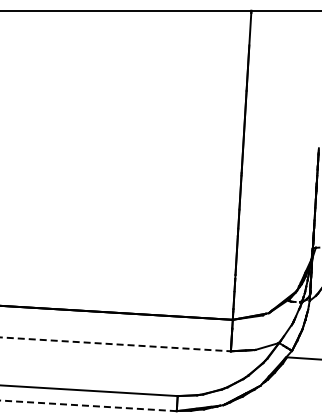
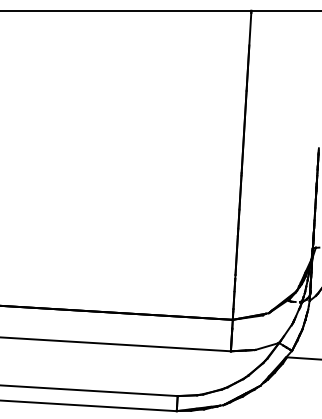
line: dashed -> solid (116, 344)
line: dashed -> solid (88, 405)
